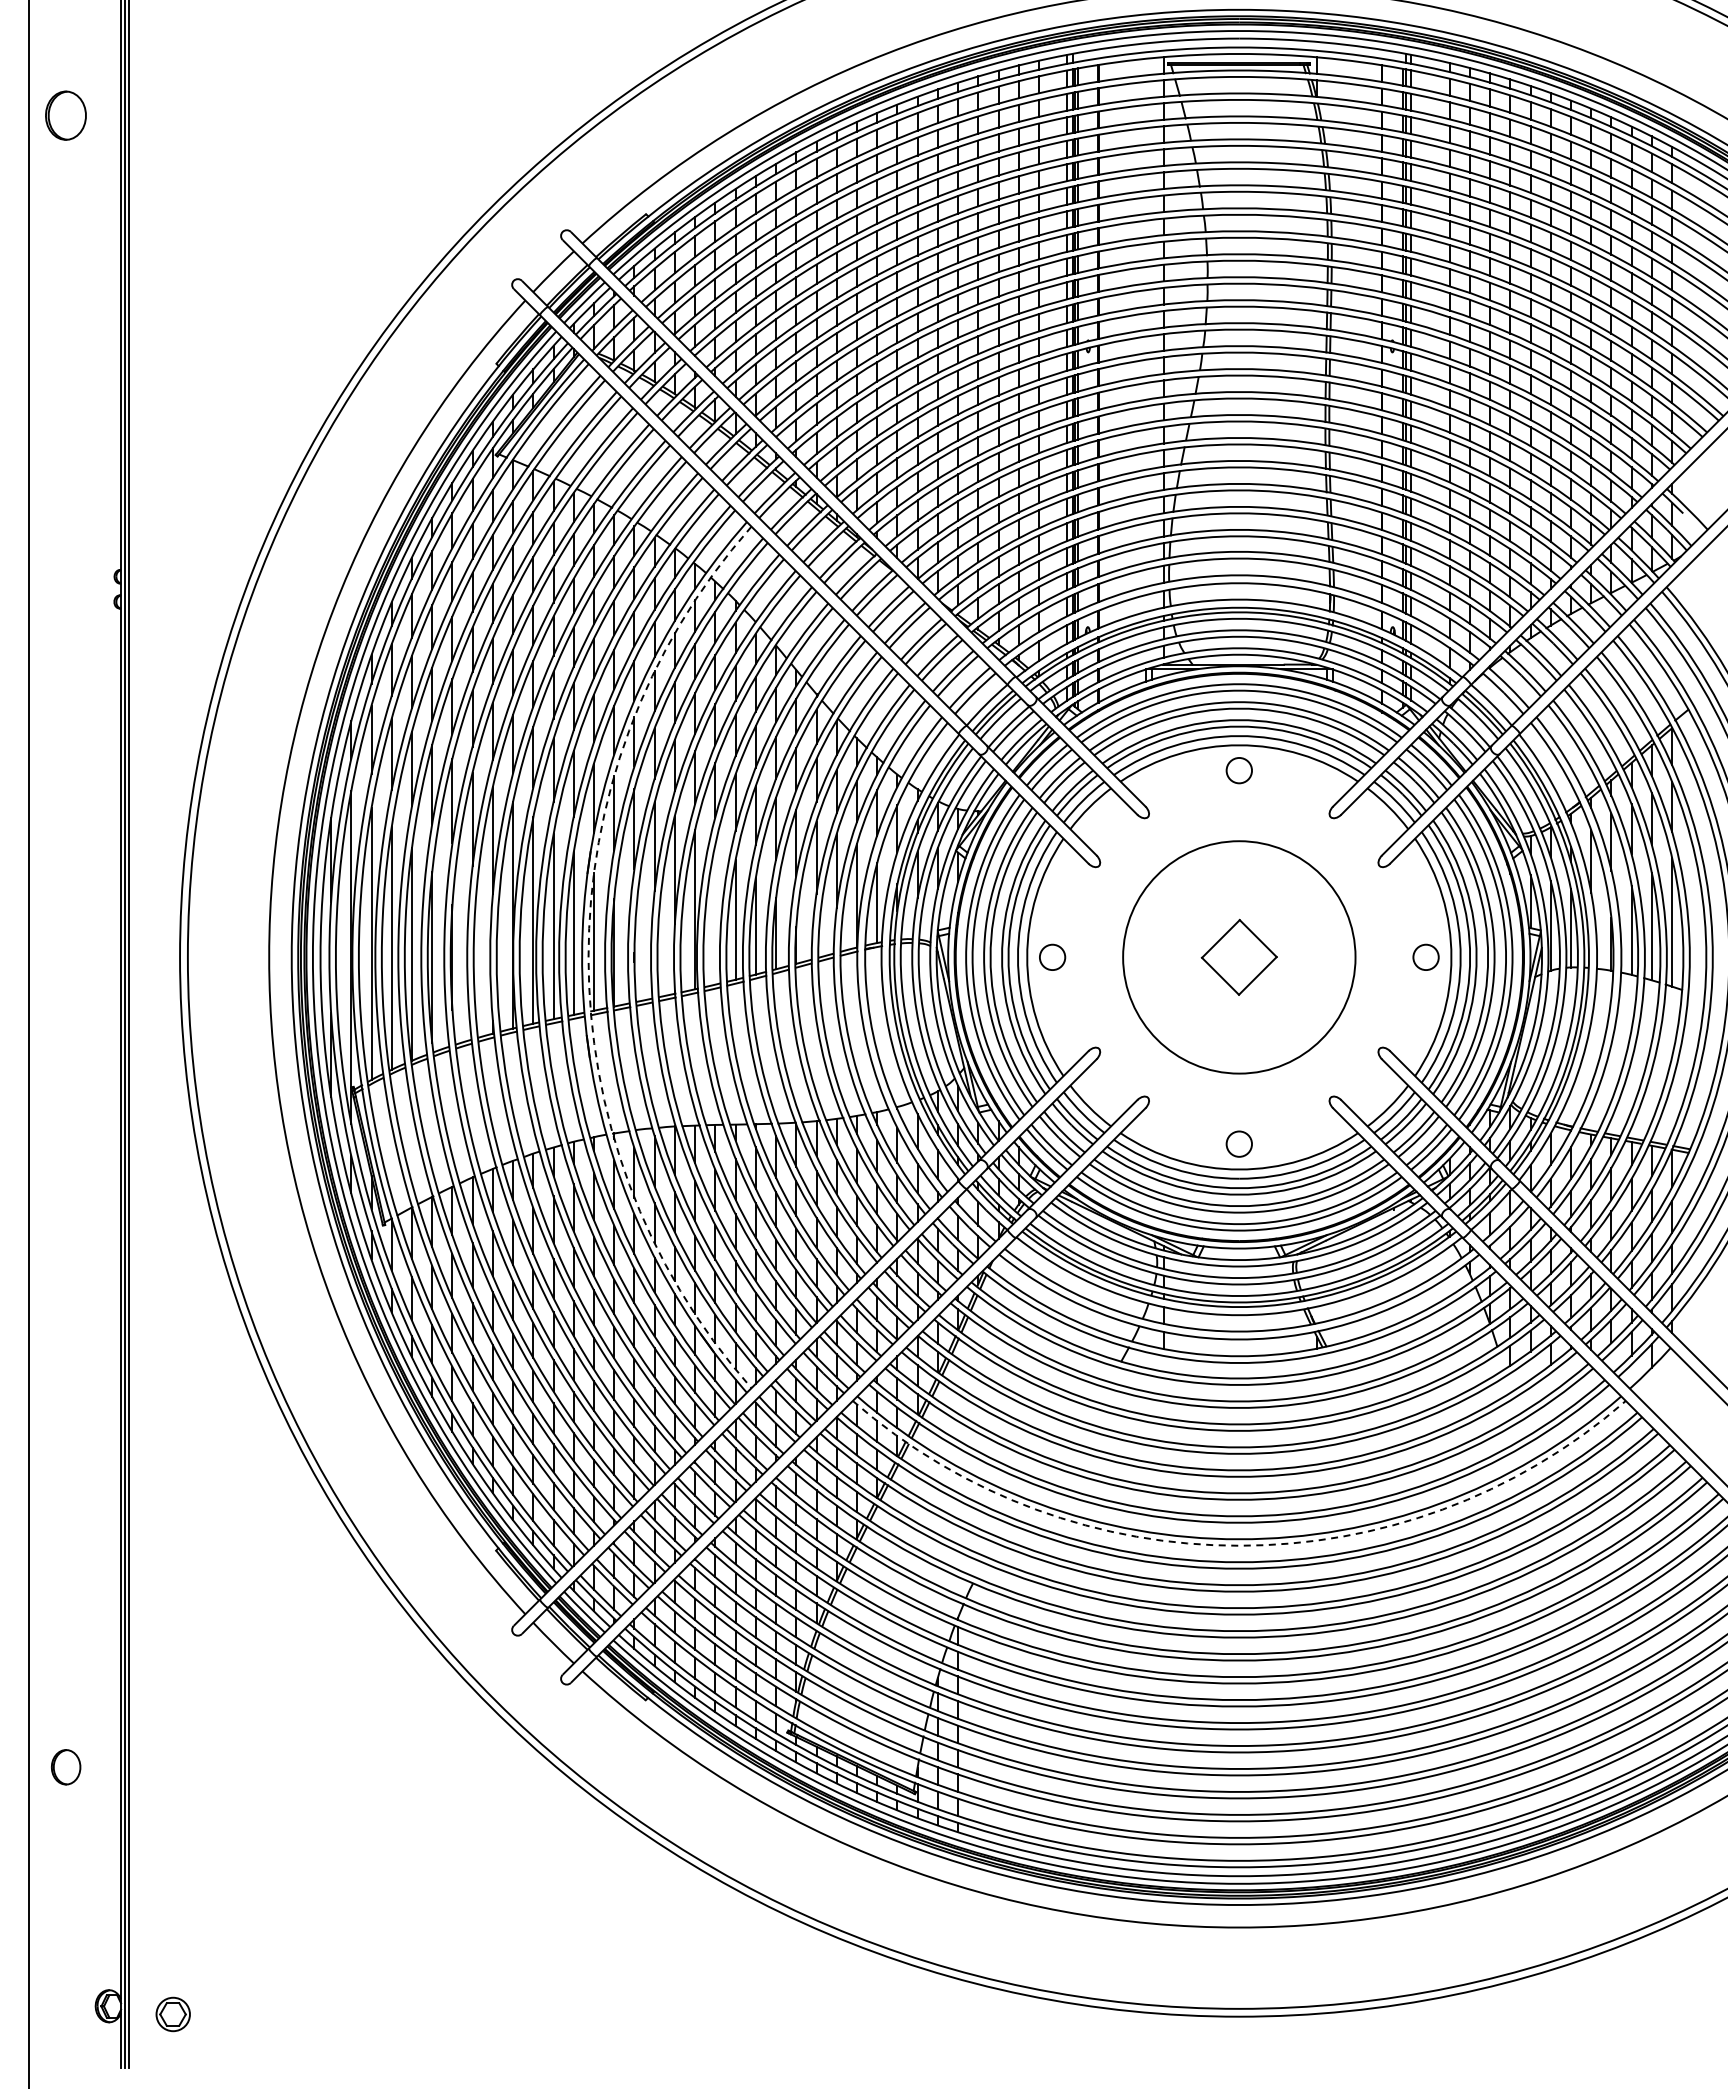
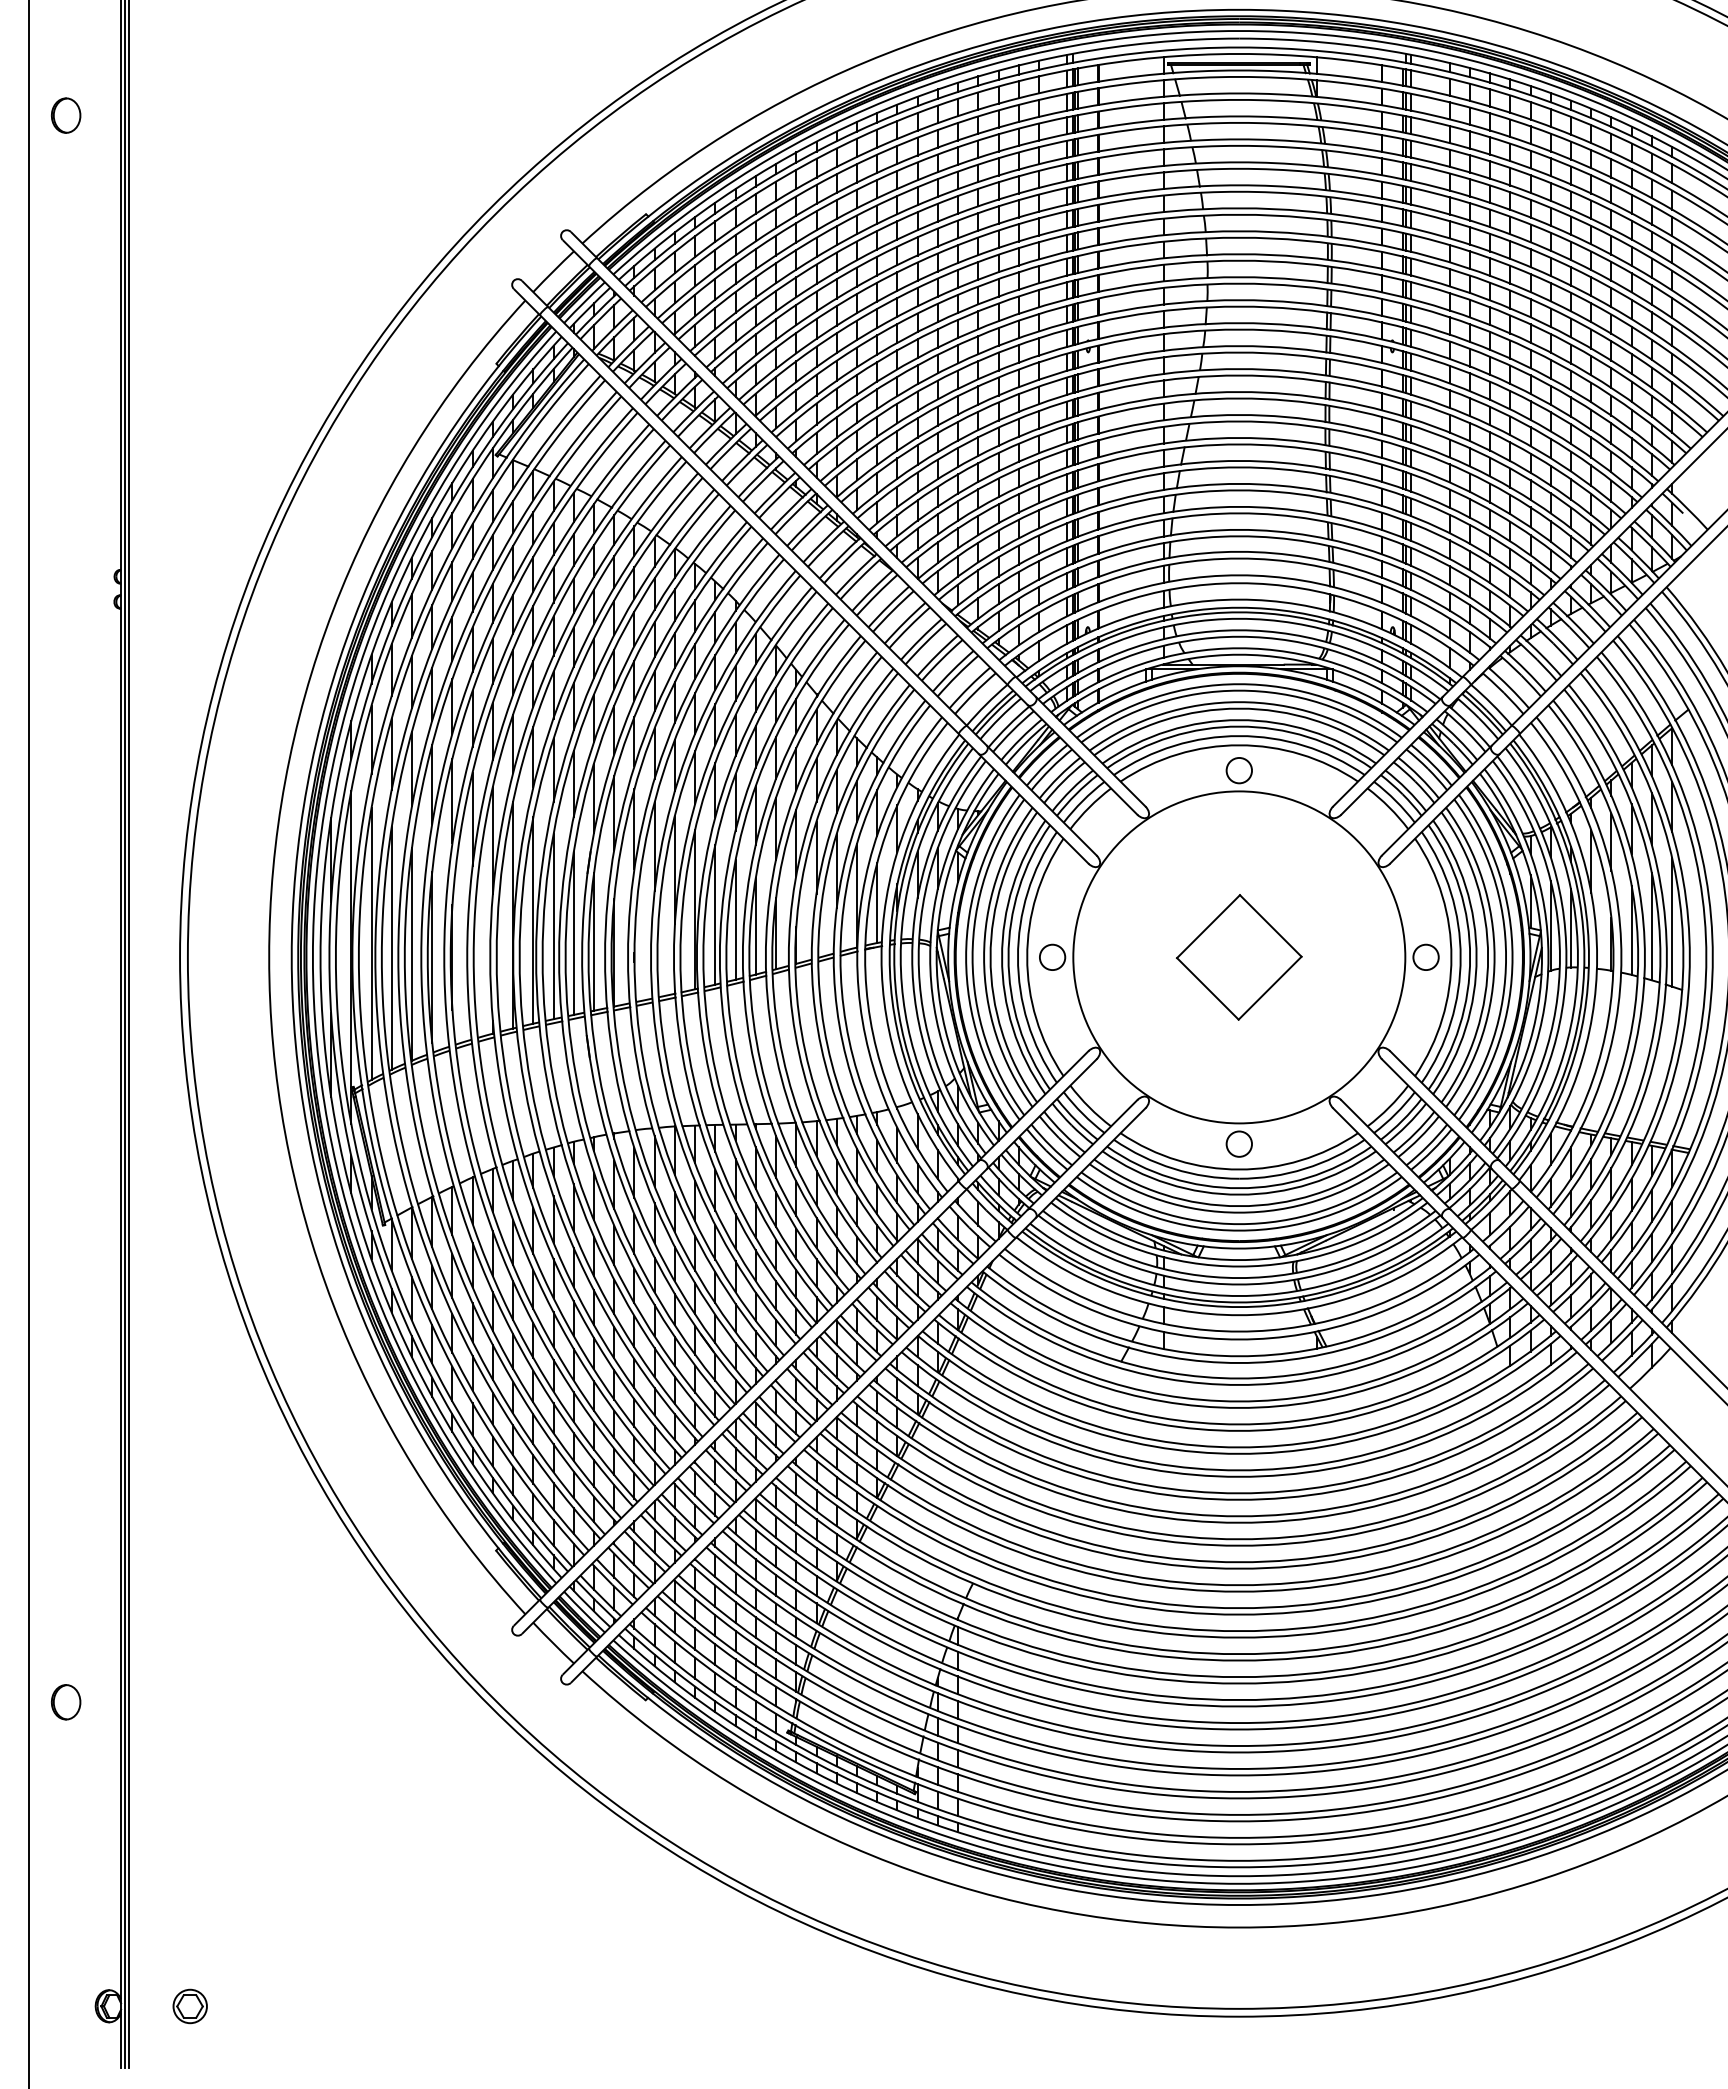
part size: 42x51 px -> 31x37 px (66, 115)
line: none -> present (715, 914)
part size: 78x78 px -> 127x127 px (1239, 957)
arc: dashed -> solid (588, 957)
circle diameter: 232 px -> 332 px (1239, 957)
arc: dashed -> solid (1239, 1545)
part position: (66, 1767) -> (66, 1702) (66, 1702)
part position: (172, 2014) -> (189, 2006) (189, 2006)
